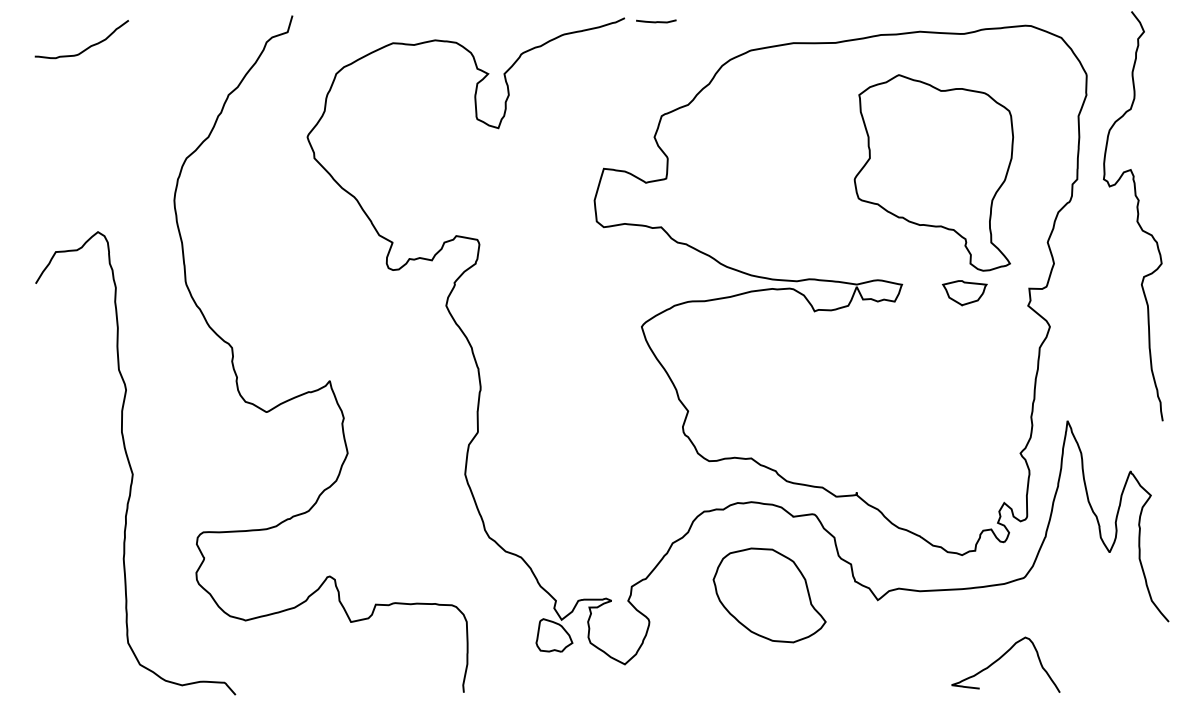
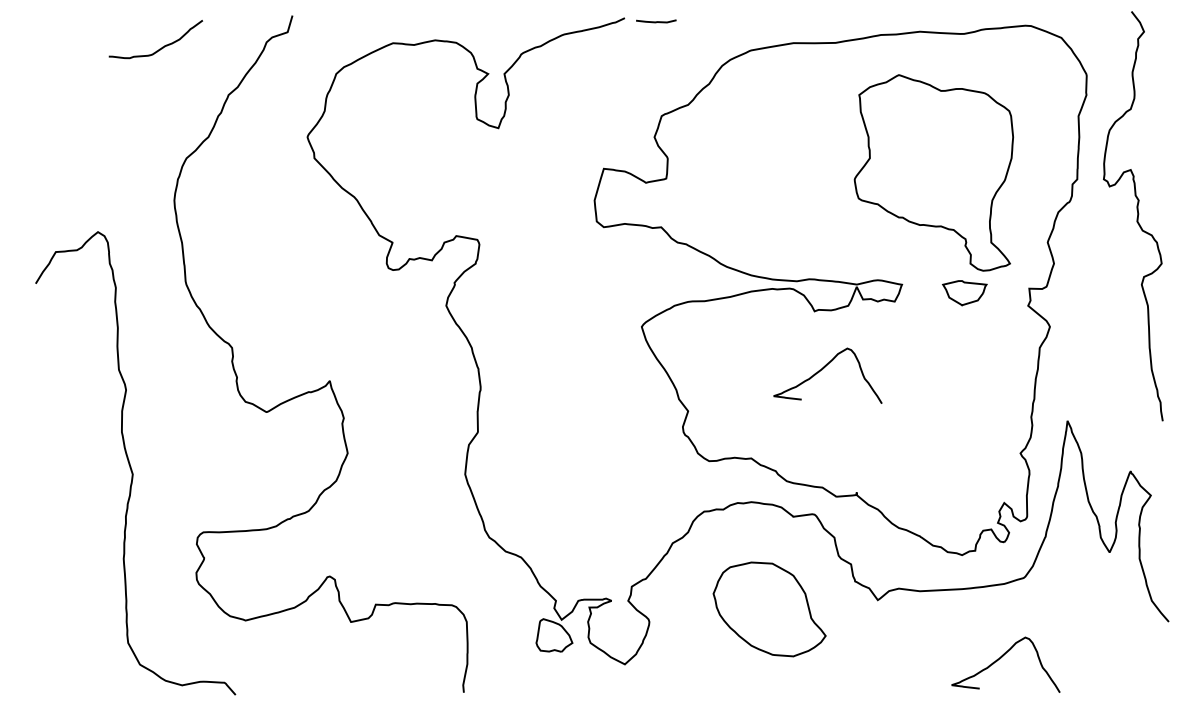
curve position: (85, 48) -> (159, 48) (159, 48)
curve: none -> present (823, 369)
part position: (769, 595) -> (769, 609) (769, 609)
